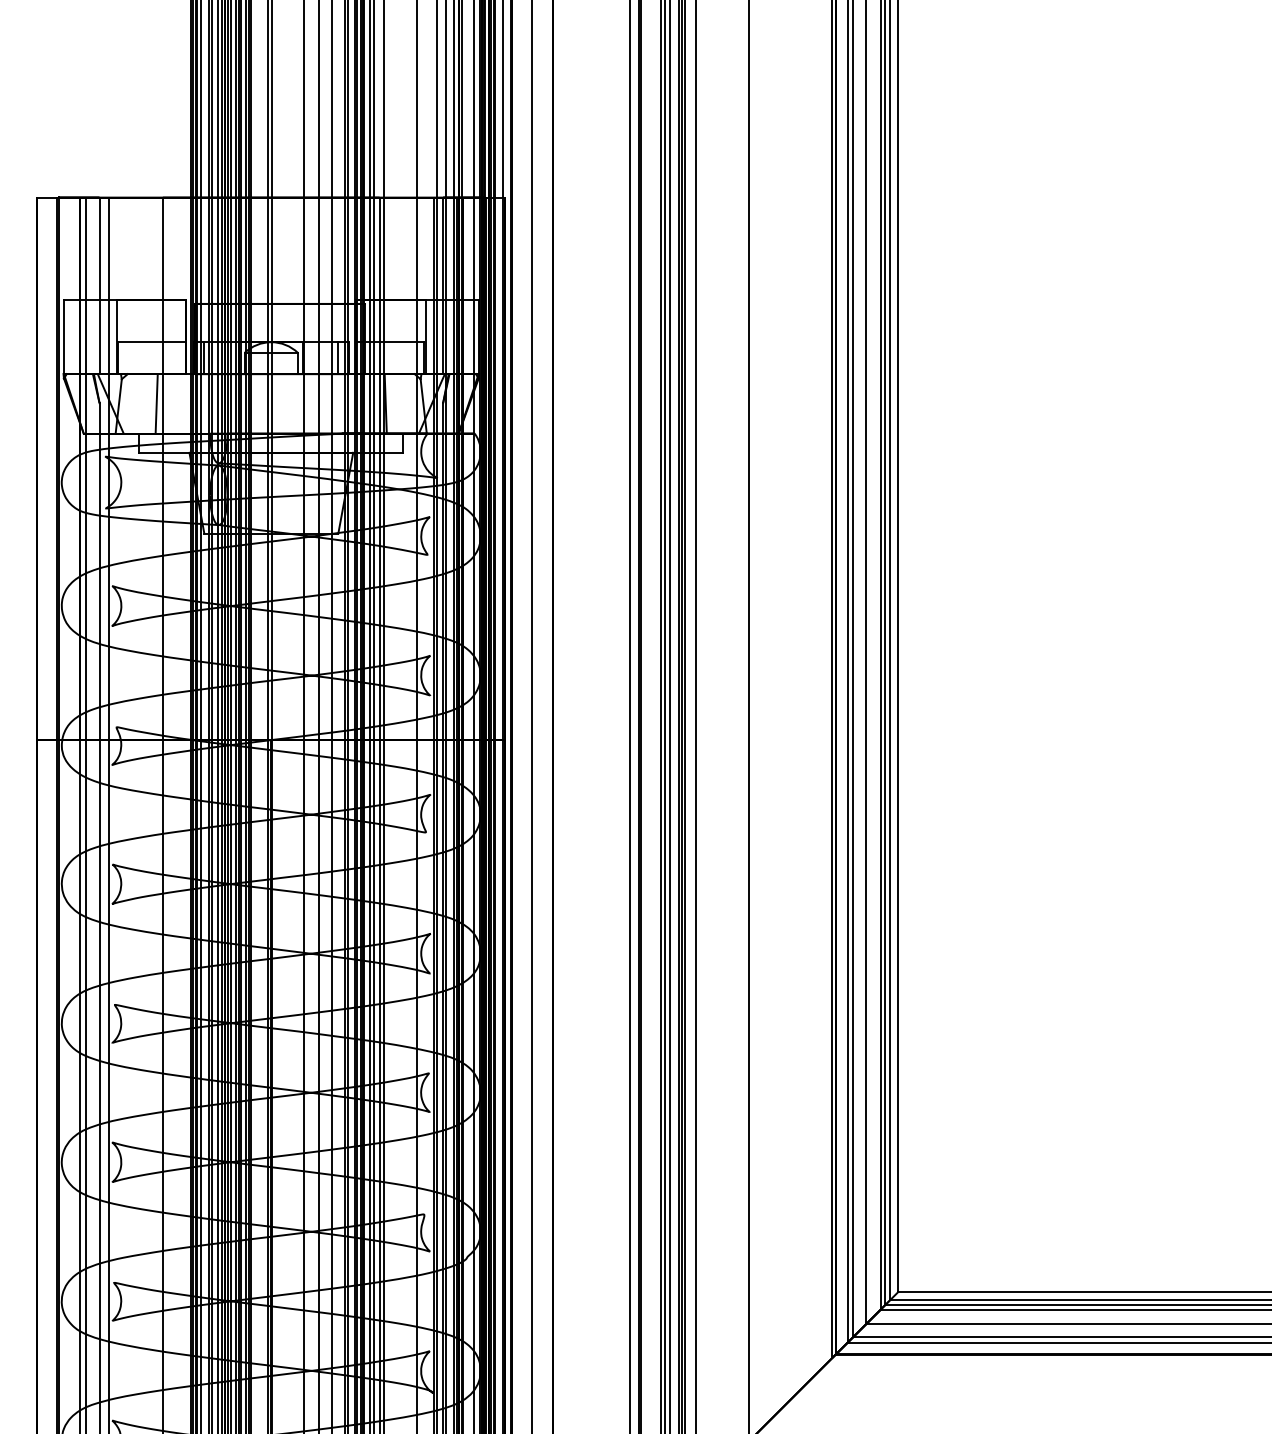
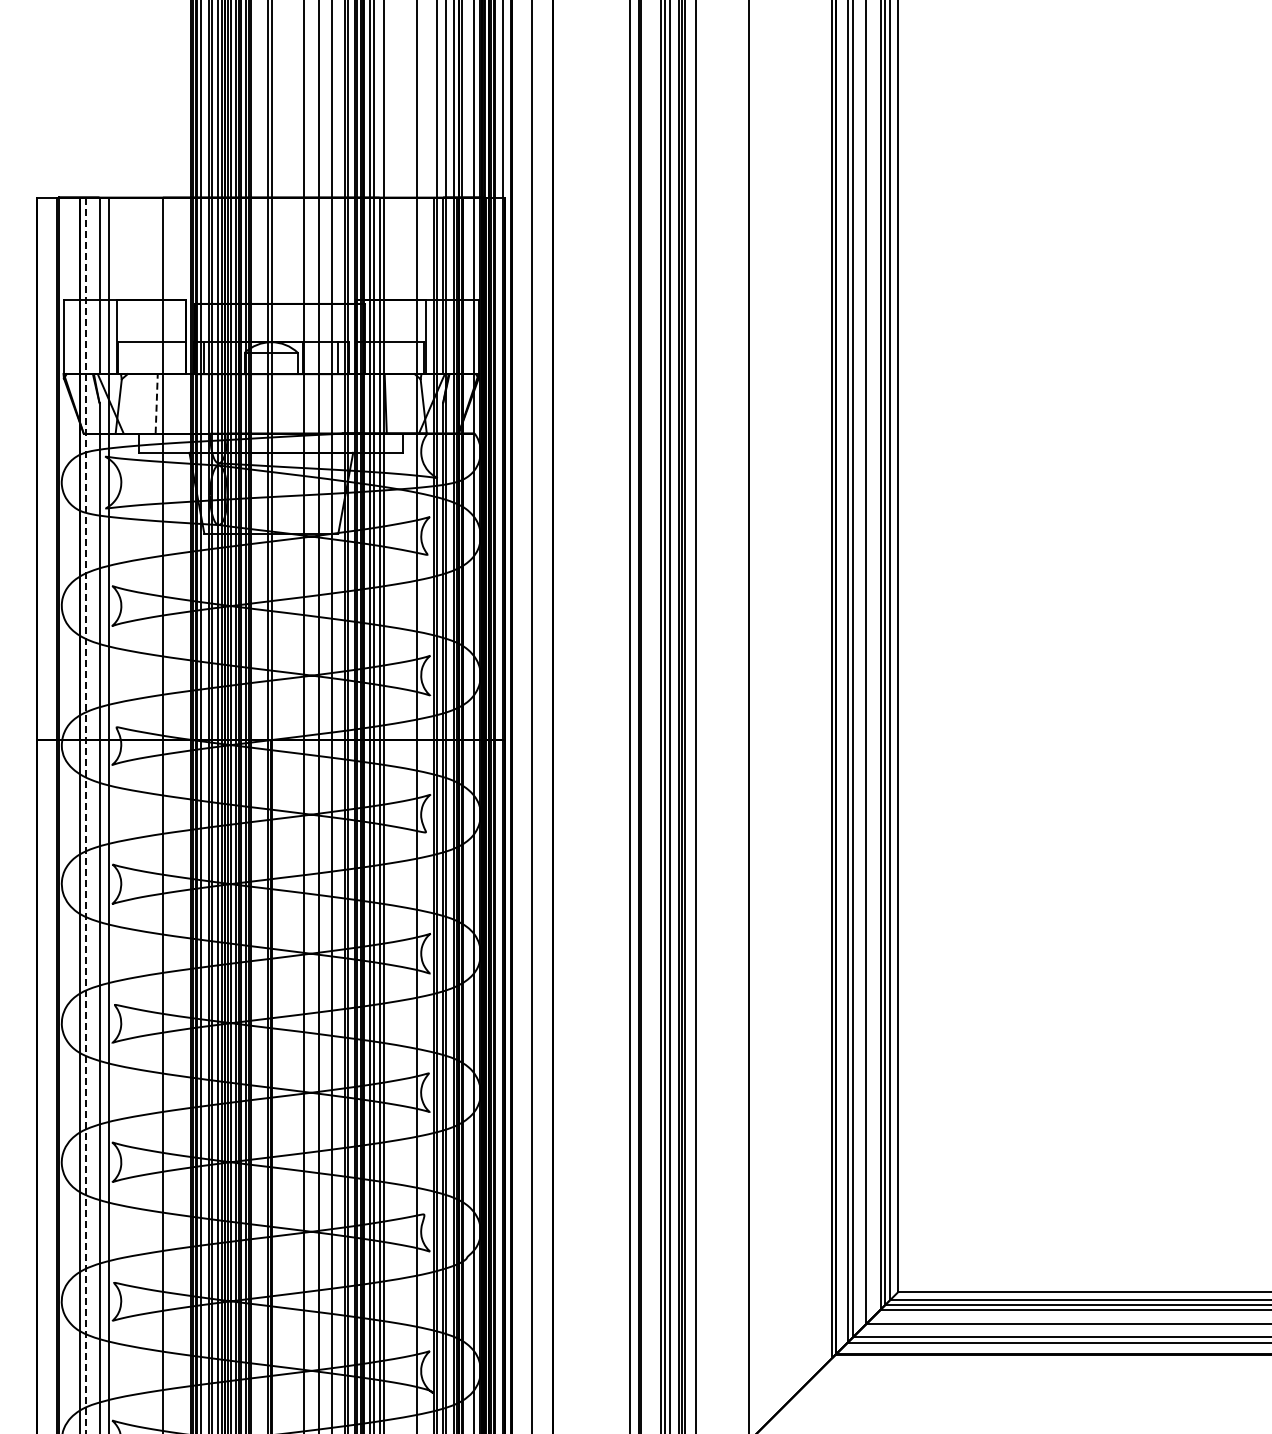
line: solid -> dashed (156, 403)
line: solid -> dashed (85, 815)
